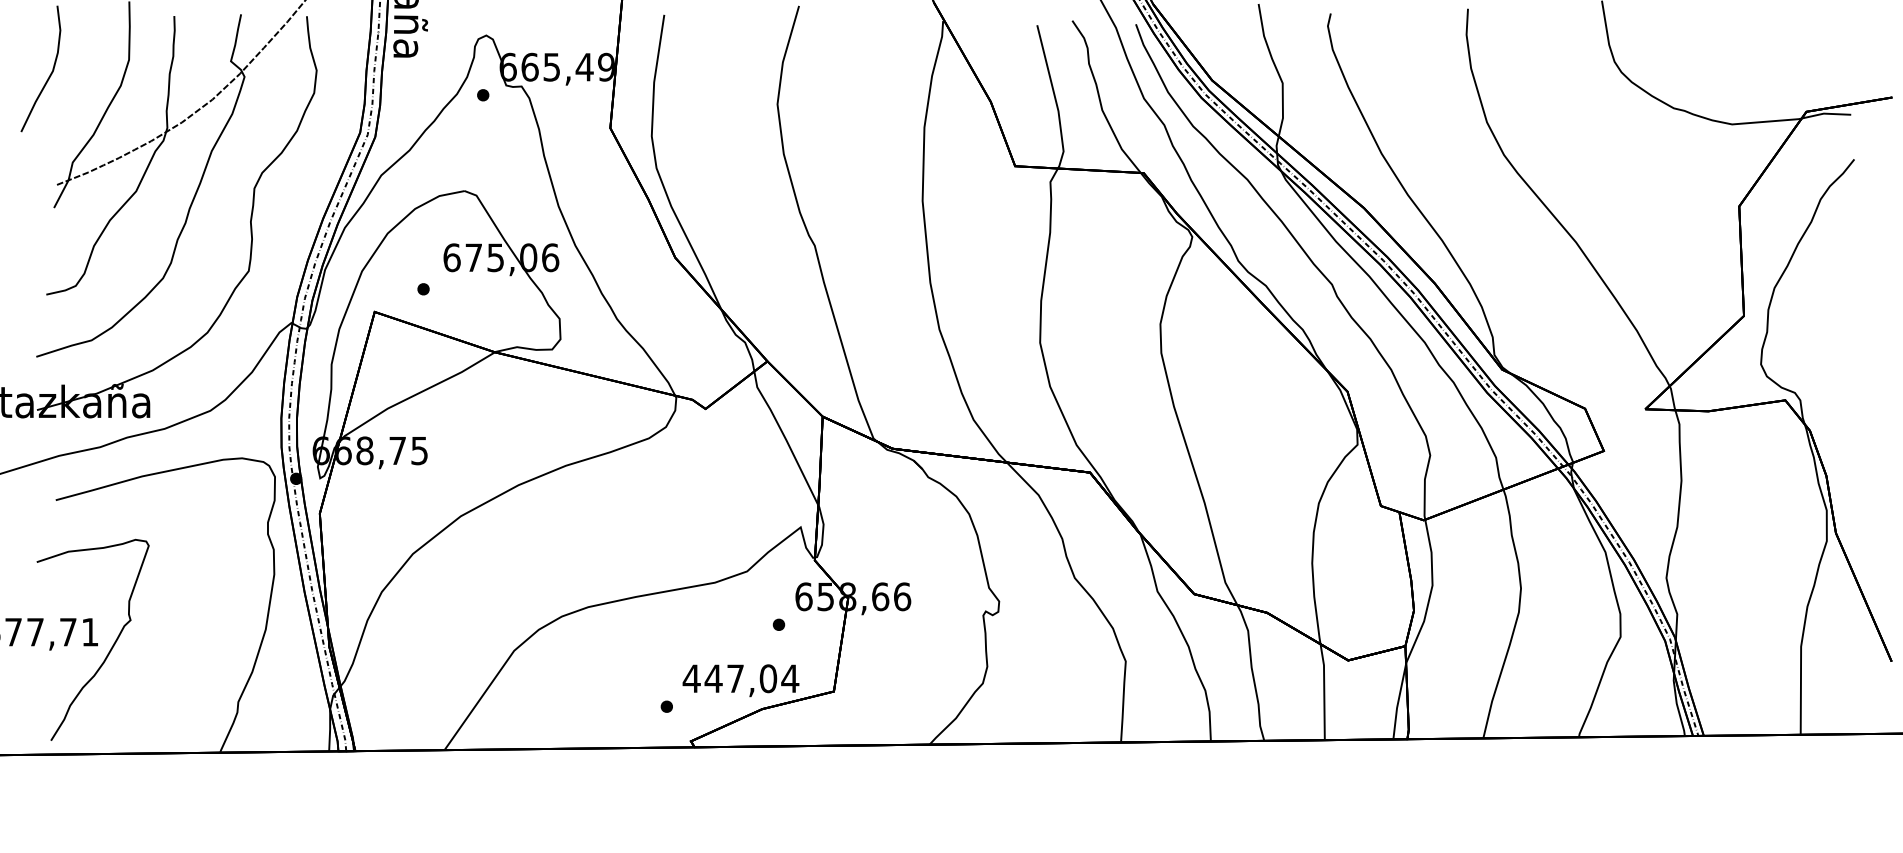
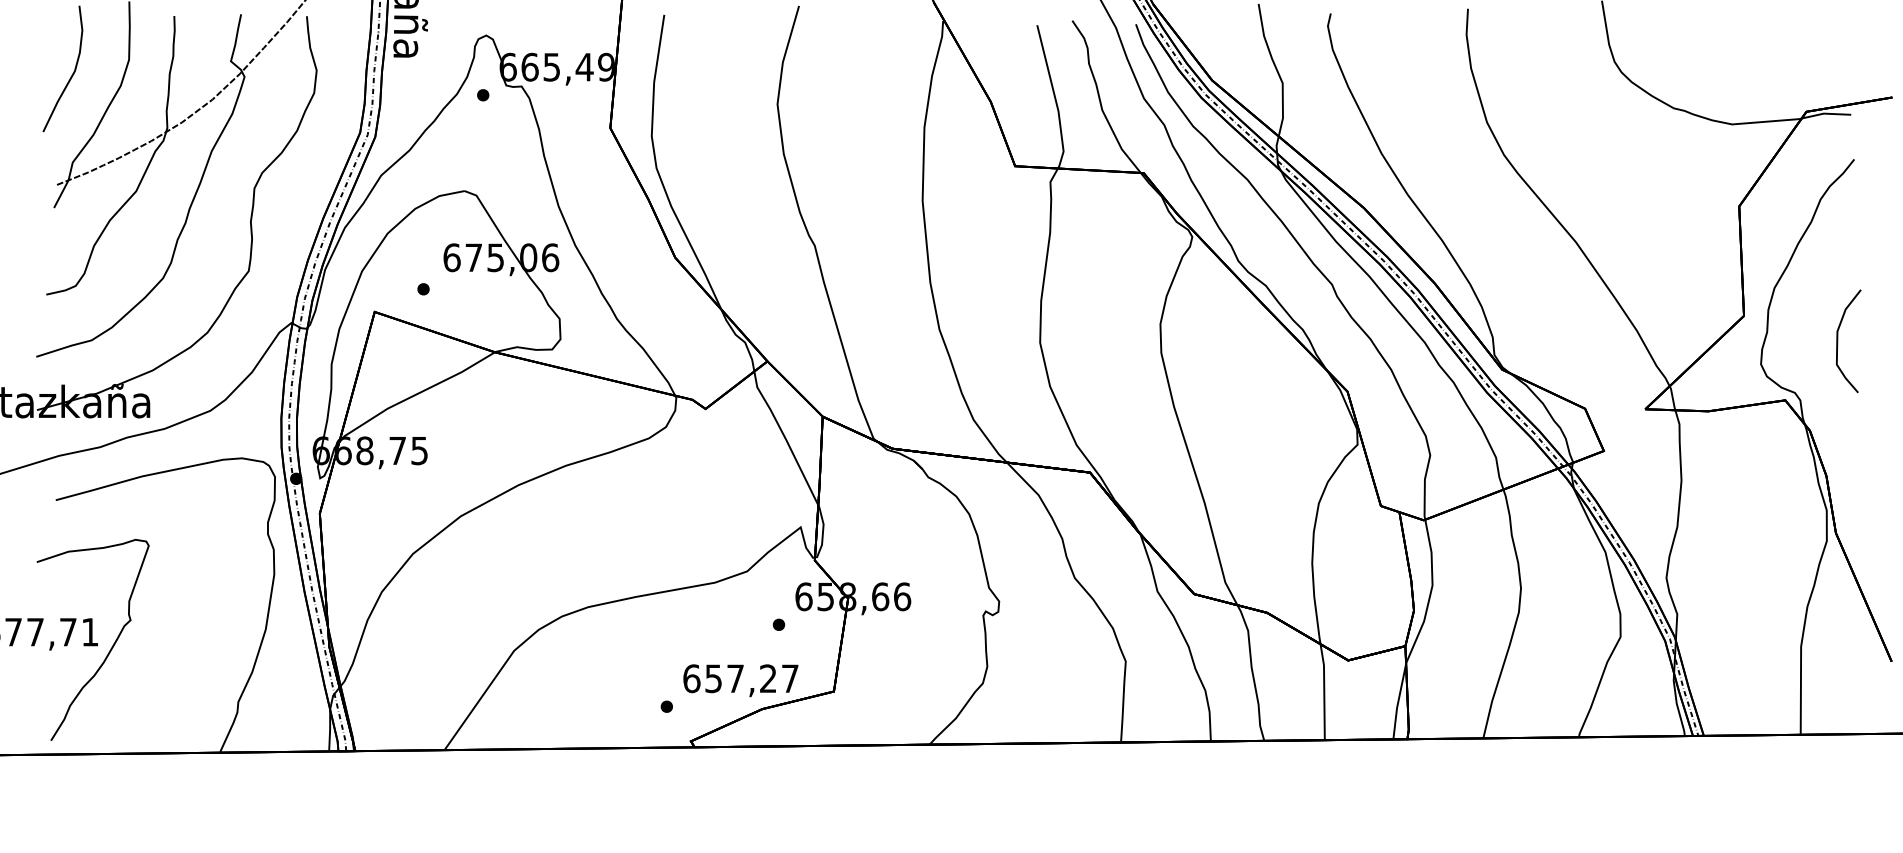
curve position: (50, 73) -> (72, 73) (72, 73)
curve: none -> present (1838, 341)
text: 447,04 -> 657,27 (740, 678)
